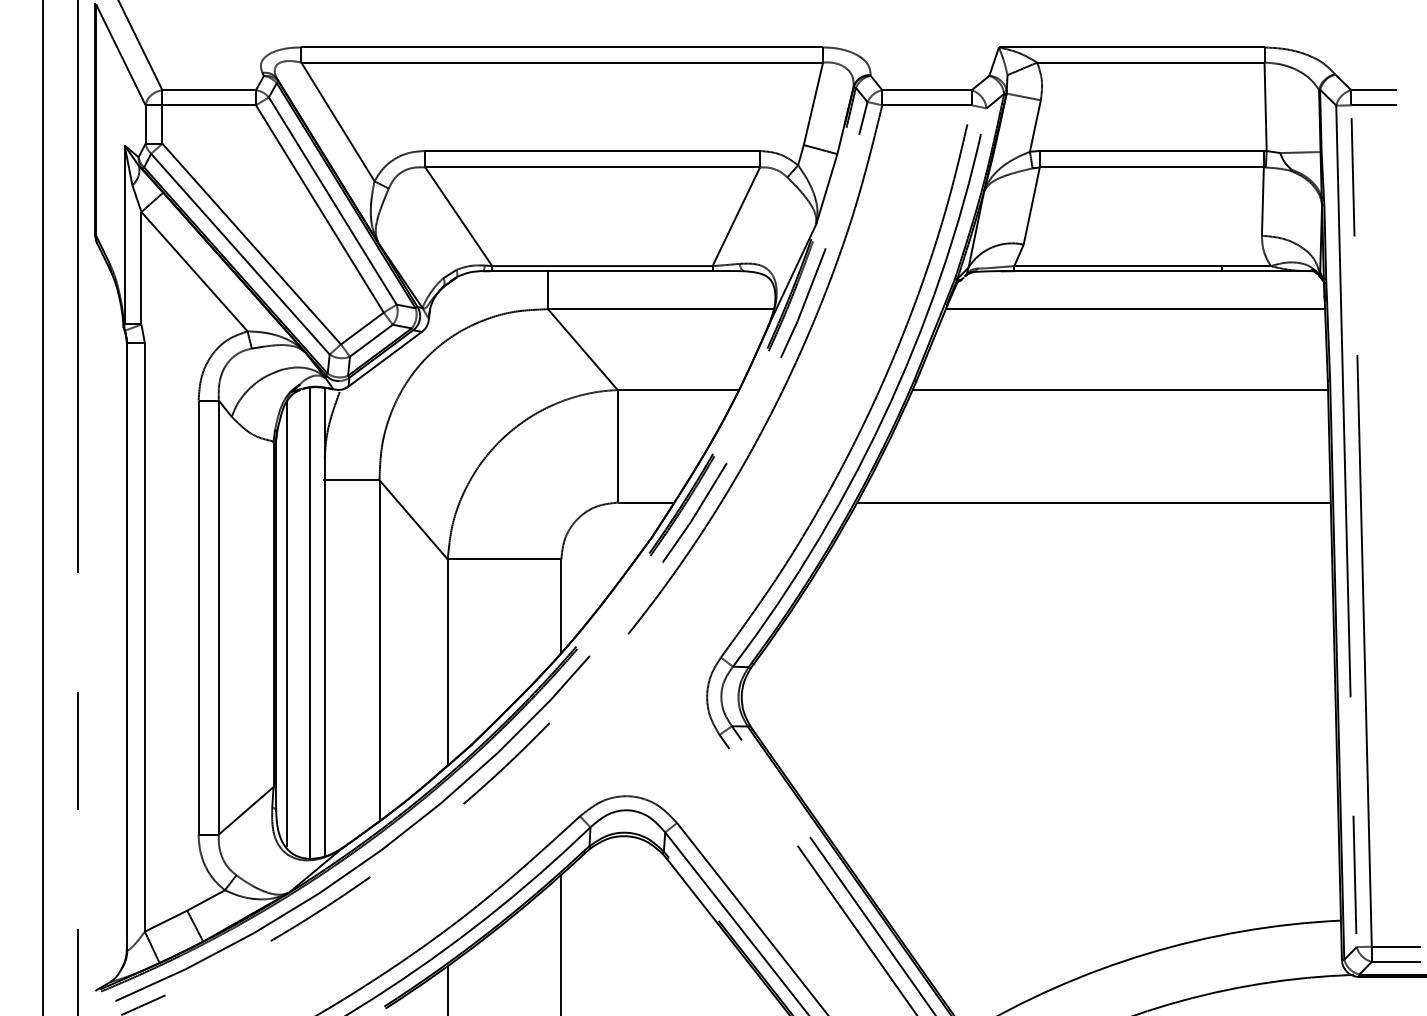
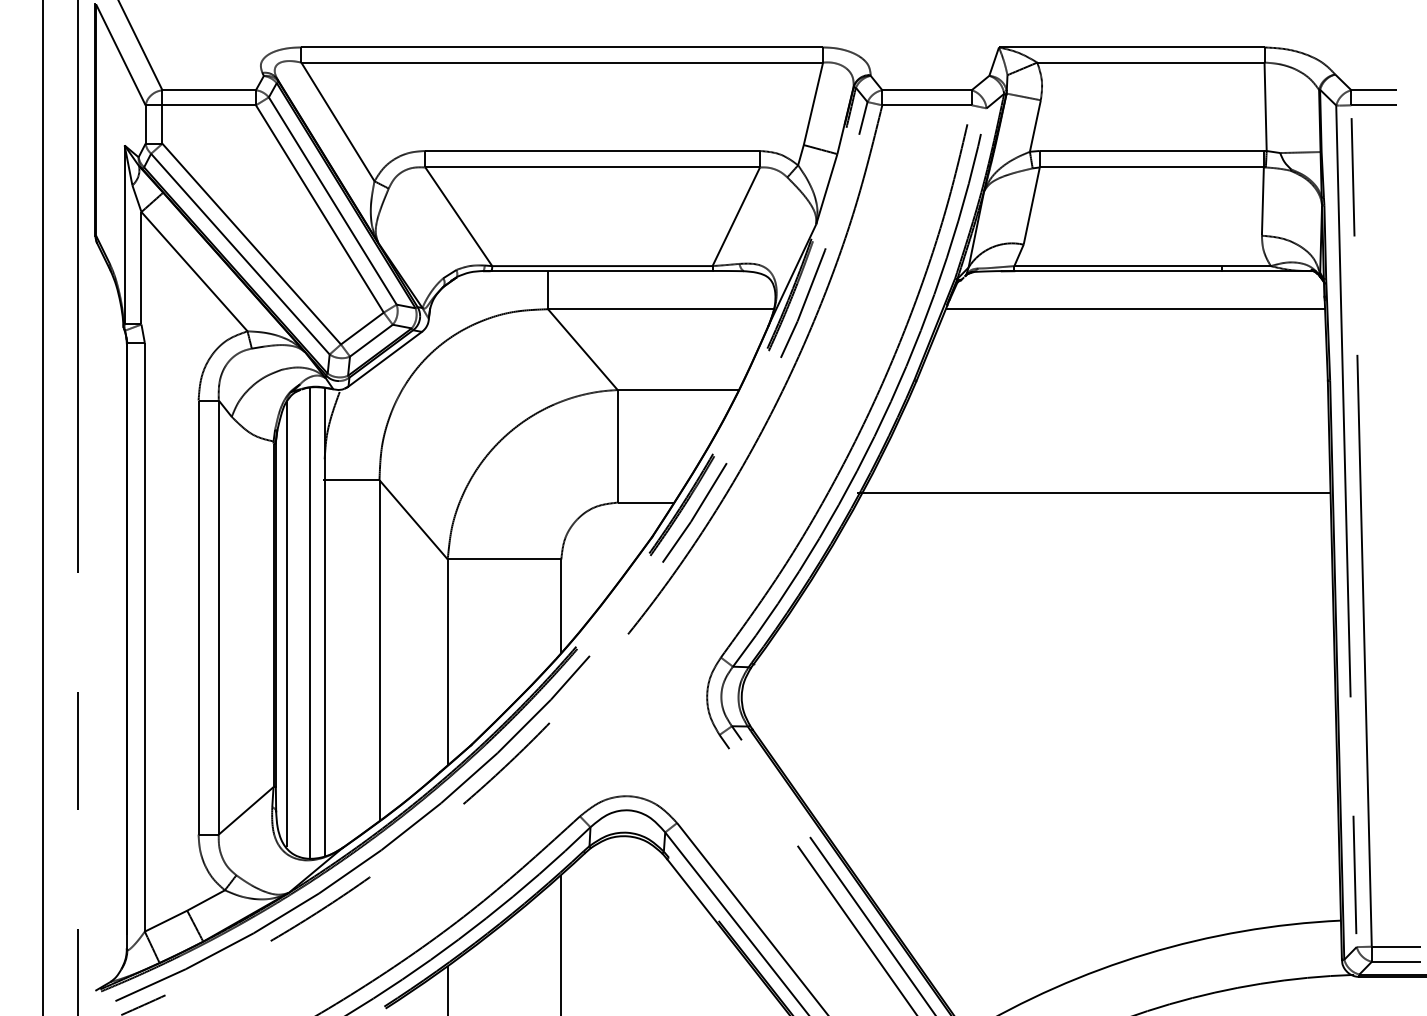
line: present -> none (1120, 390)
line position: (1093, 502) -> (1093, 492) (1093, 492)
